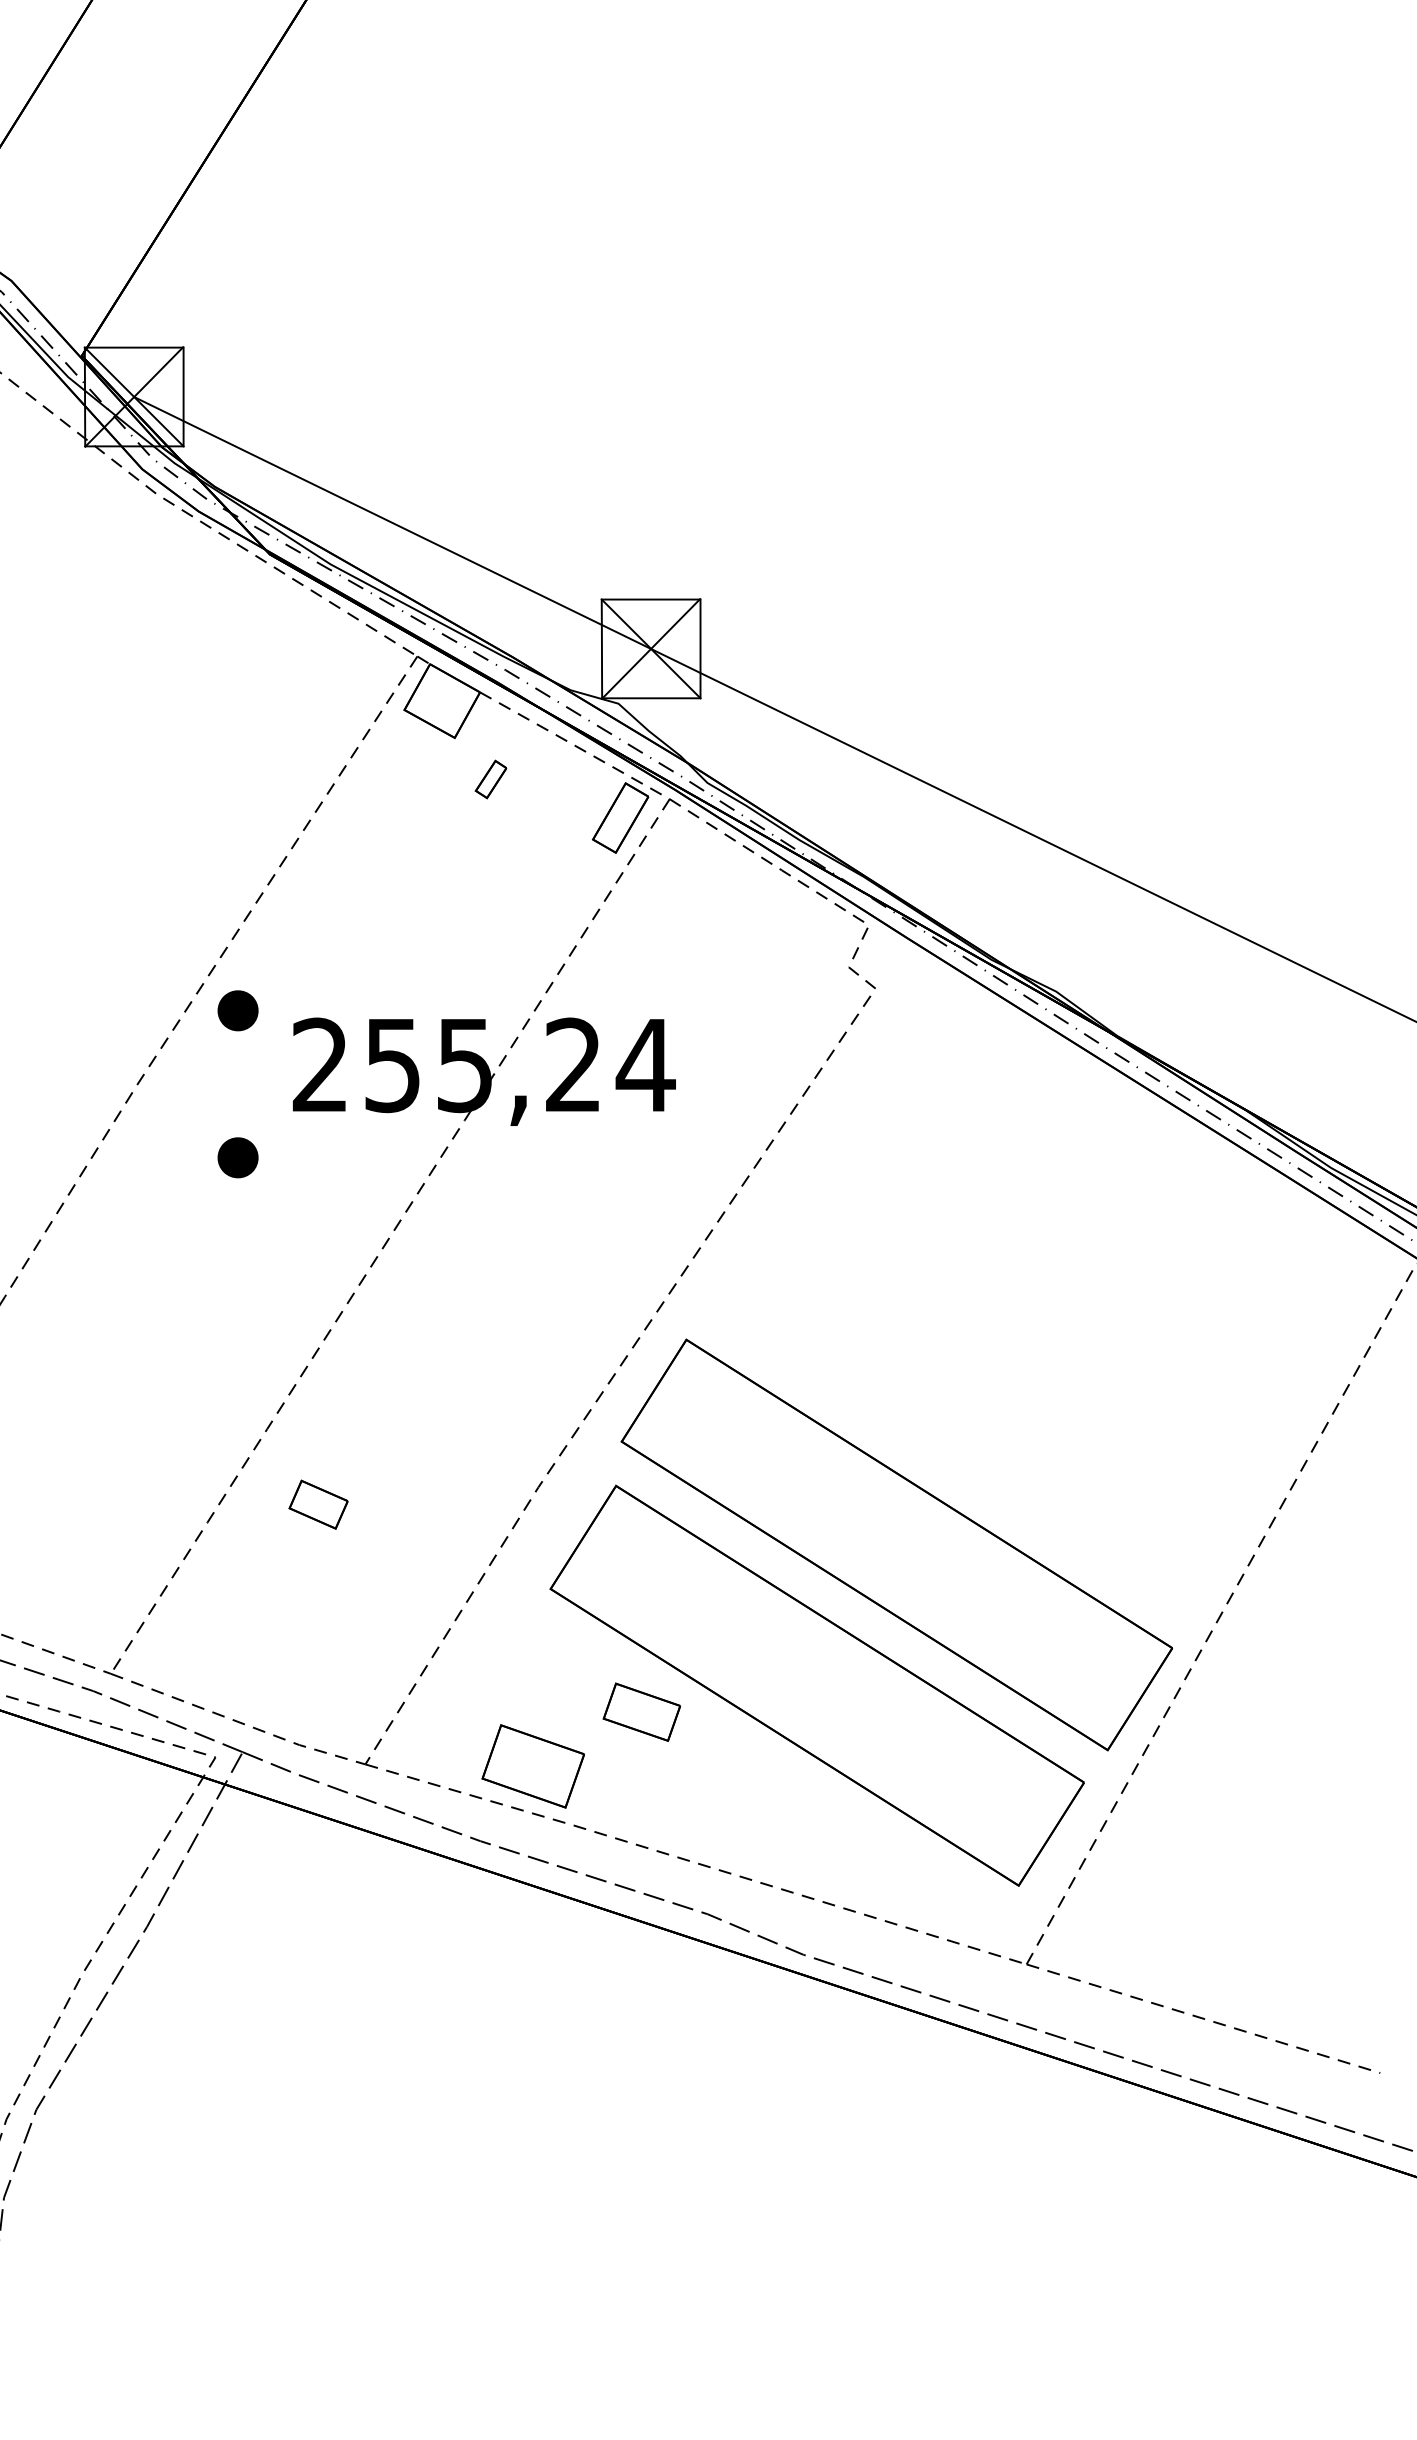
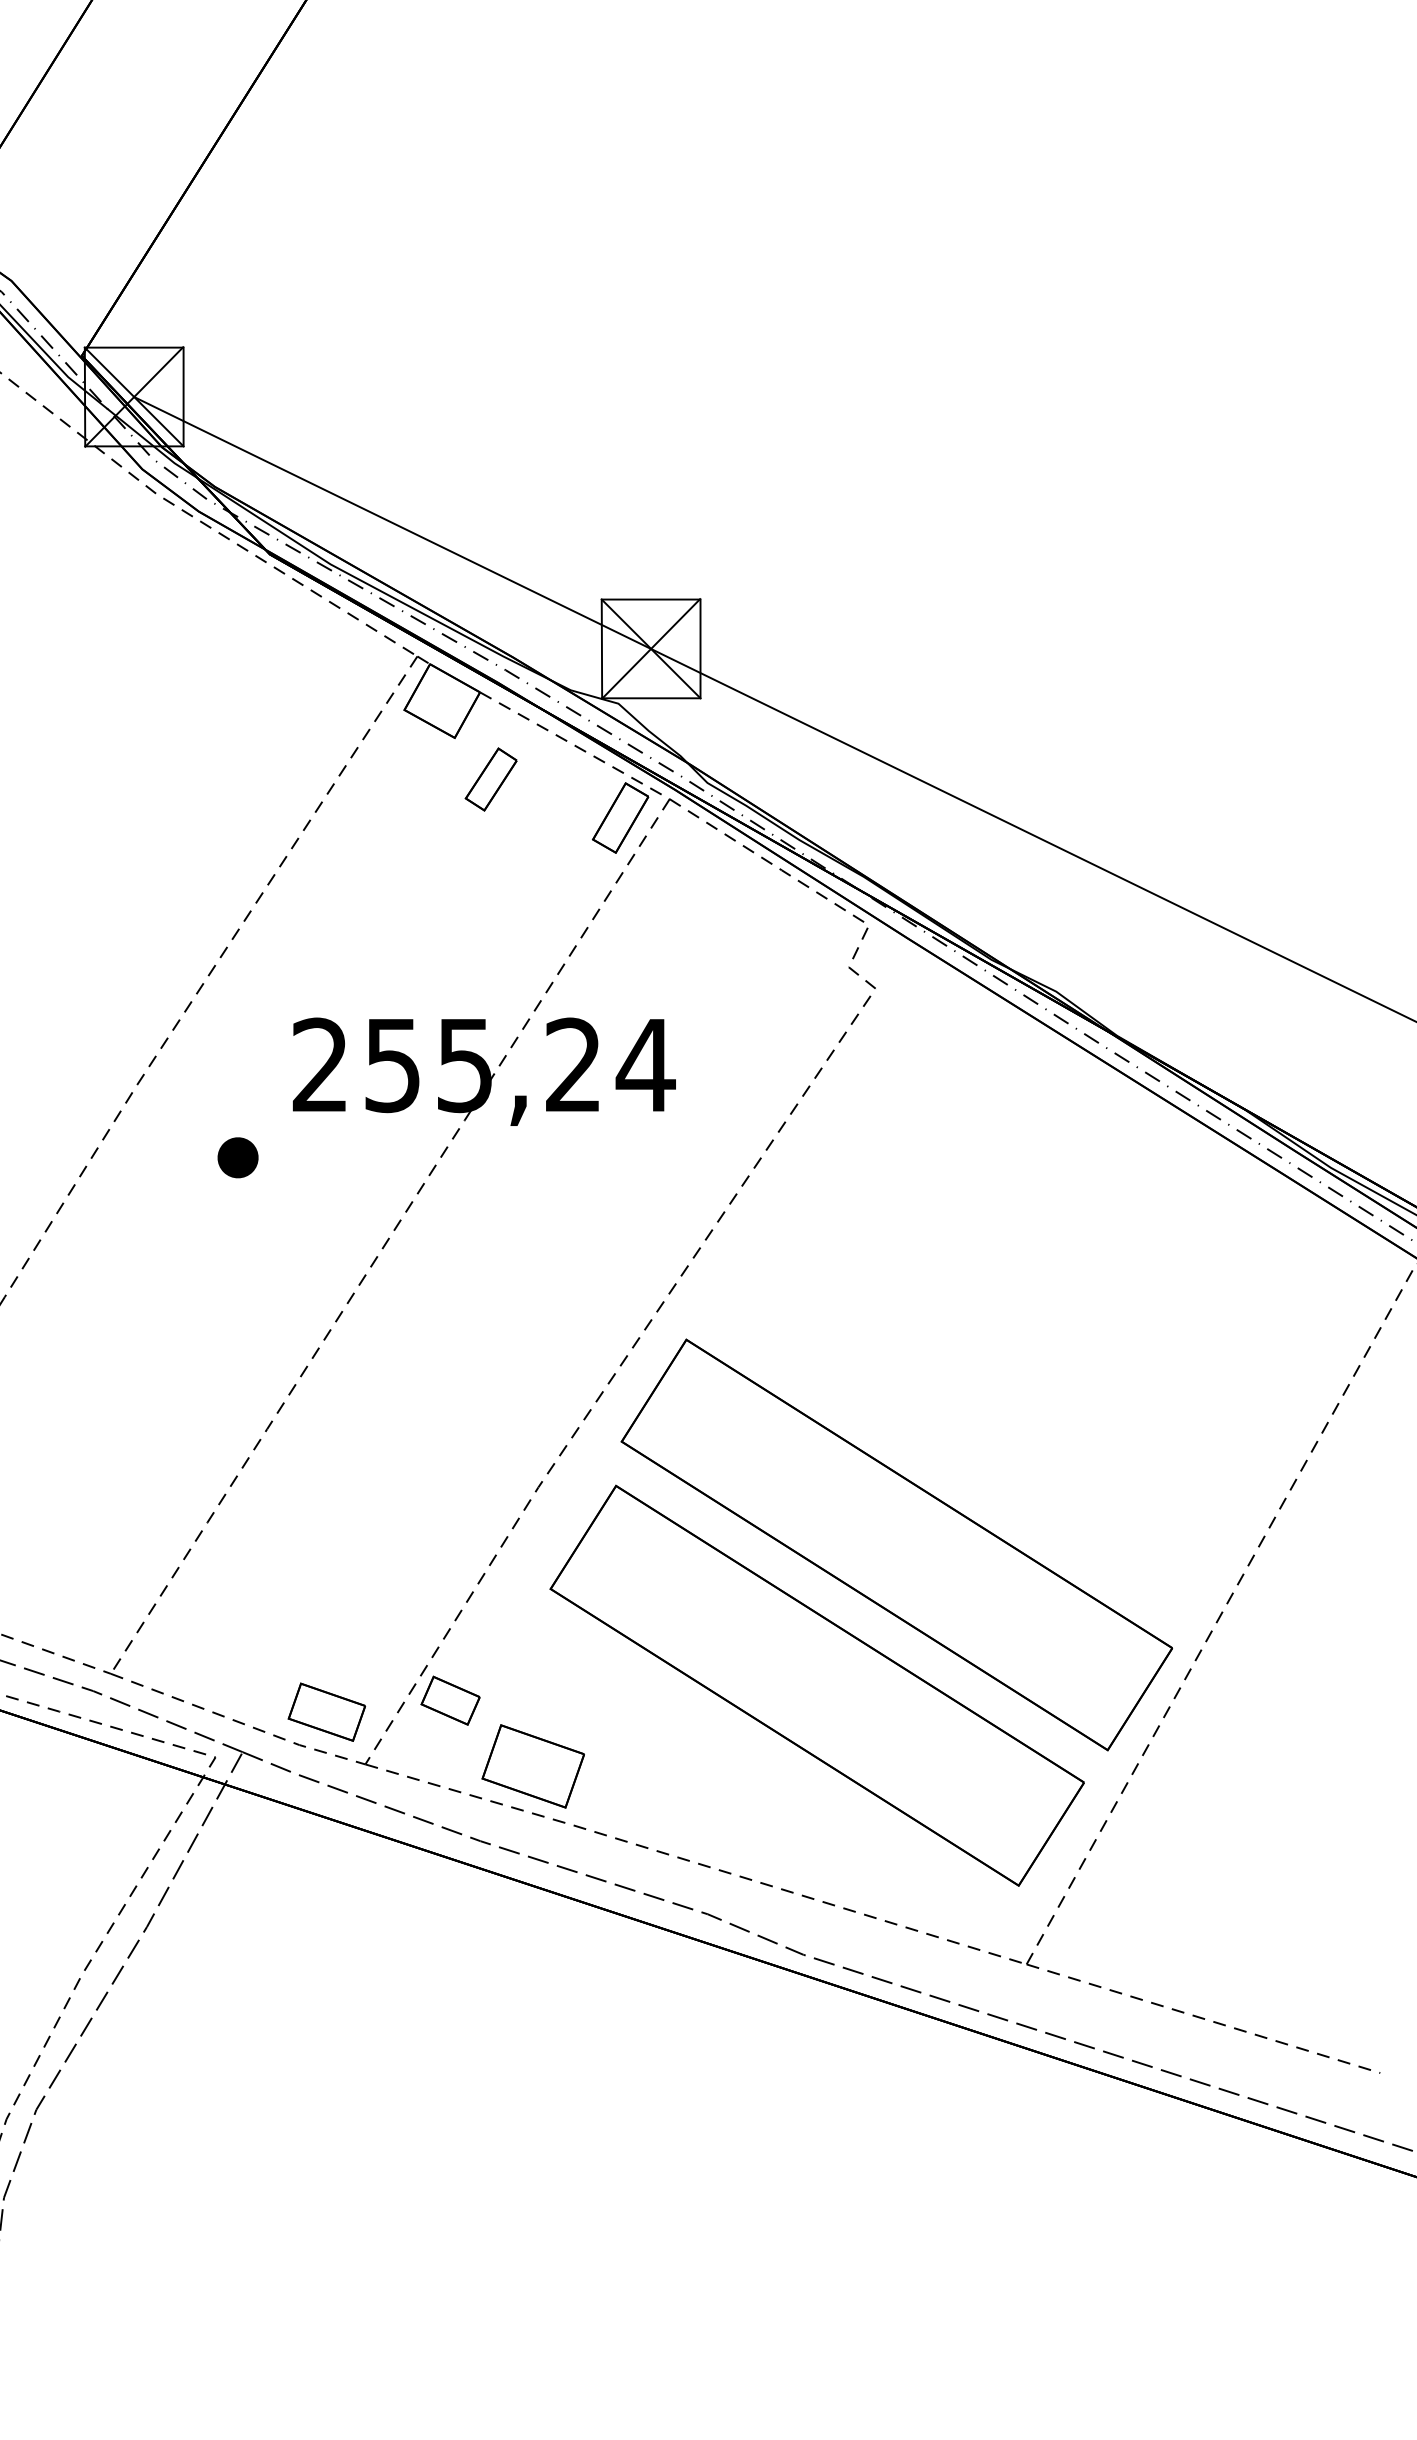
part size: 34x41 px -> 54x65 px (490, 779)
part: present -> none (237, 1010)
part position: (318, 1504) -> (450, 1700) (450, 1700)
part position: (641, 1711) -> (326, 1711) (326, 1711)
